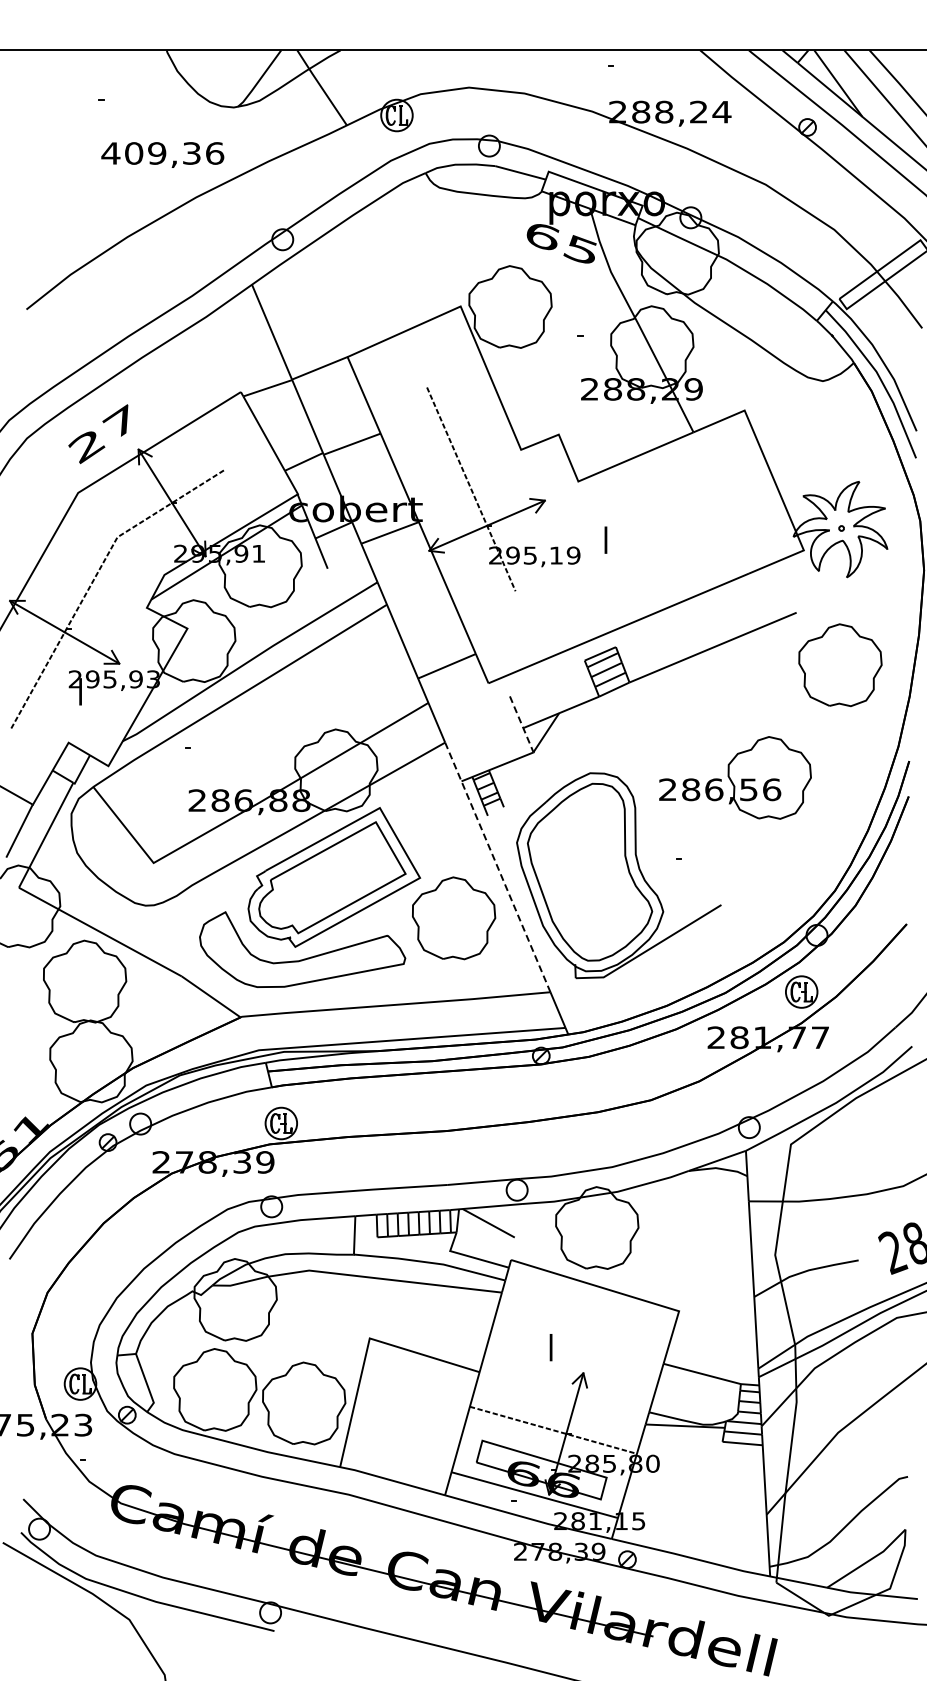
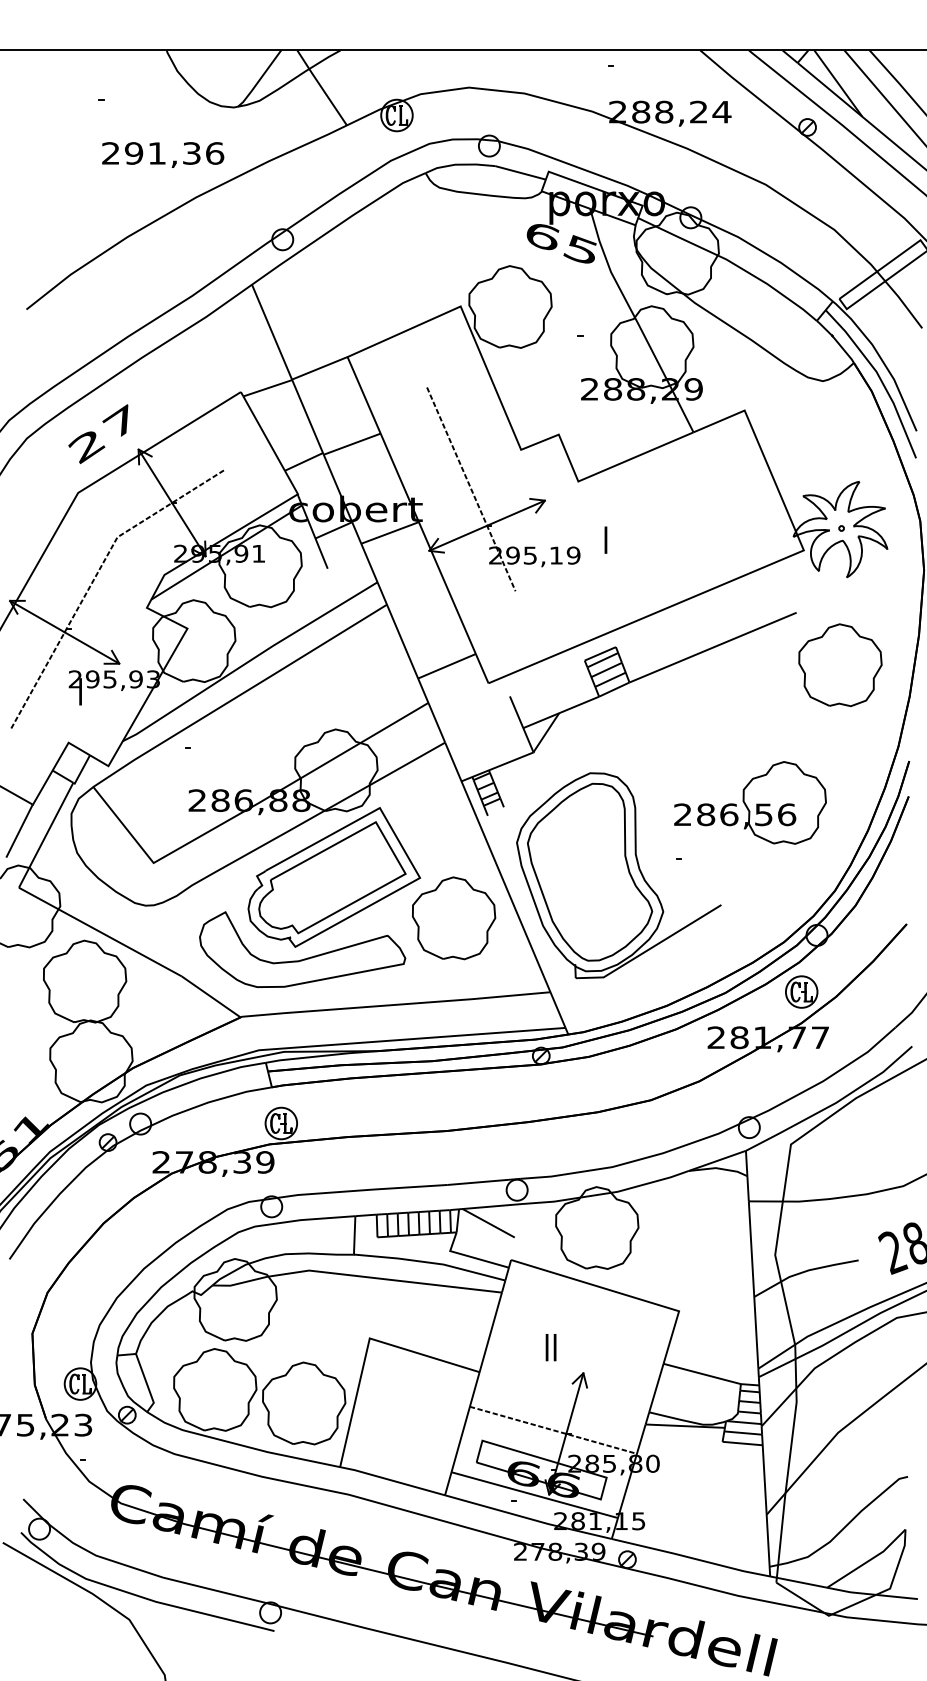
text: 409,36 -> 291,36 (133, 153)
line: dashed -> solid (521, 724)
part position: (735, 777) -> (750, 802) (750, 802)
line: dashed -> solid (497, 866)
text: I -> II (550, 1347)
